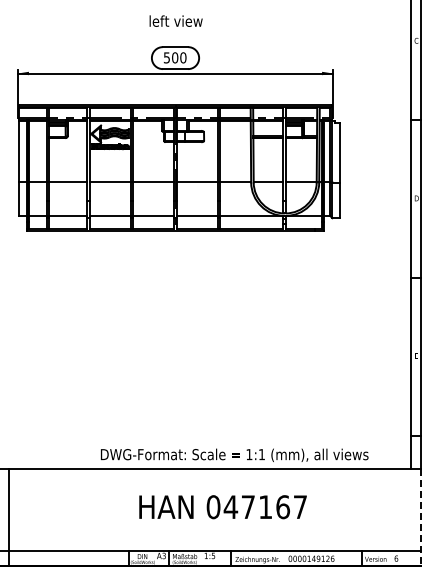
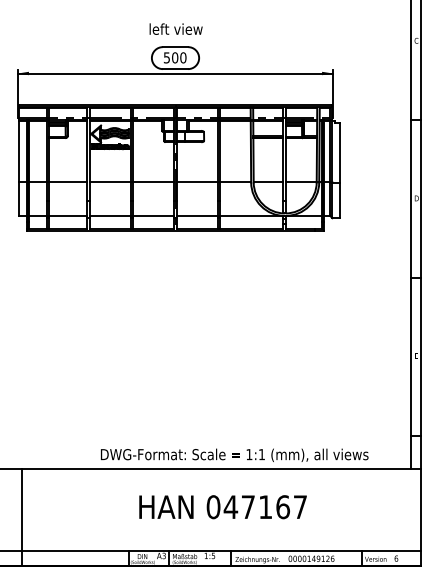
text position: (175, 20) -> (175, 28) (175, 28)
line position: (9, 517) -> (22, 517) (22, 517)
line: dashed -> solid (420, 517)
